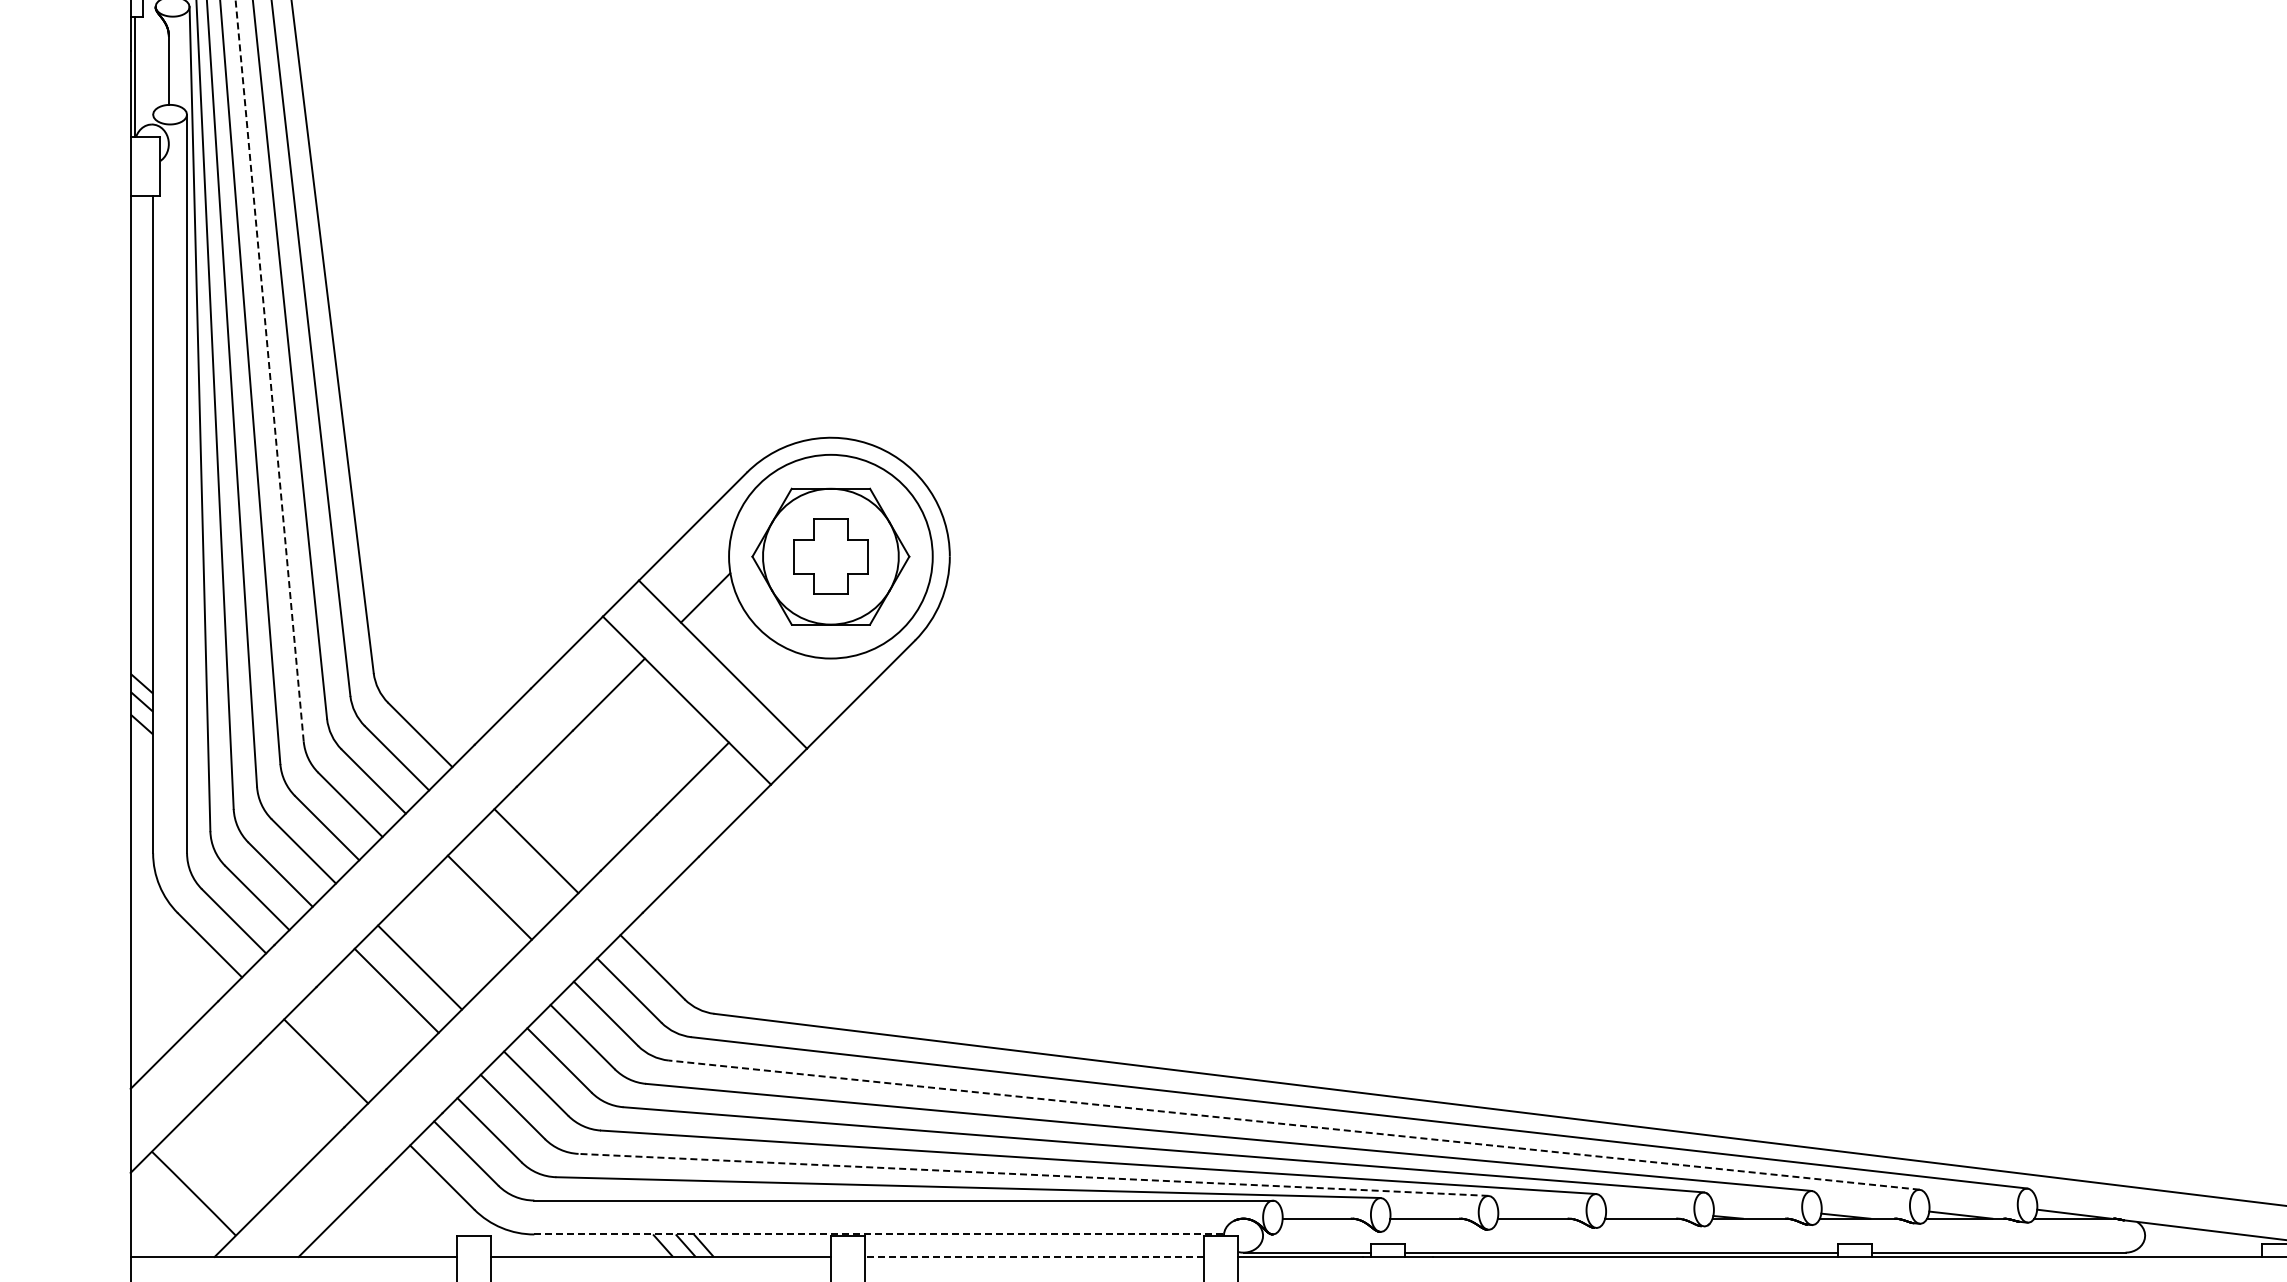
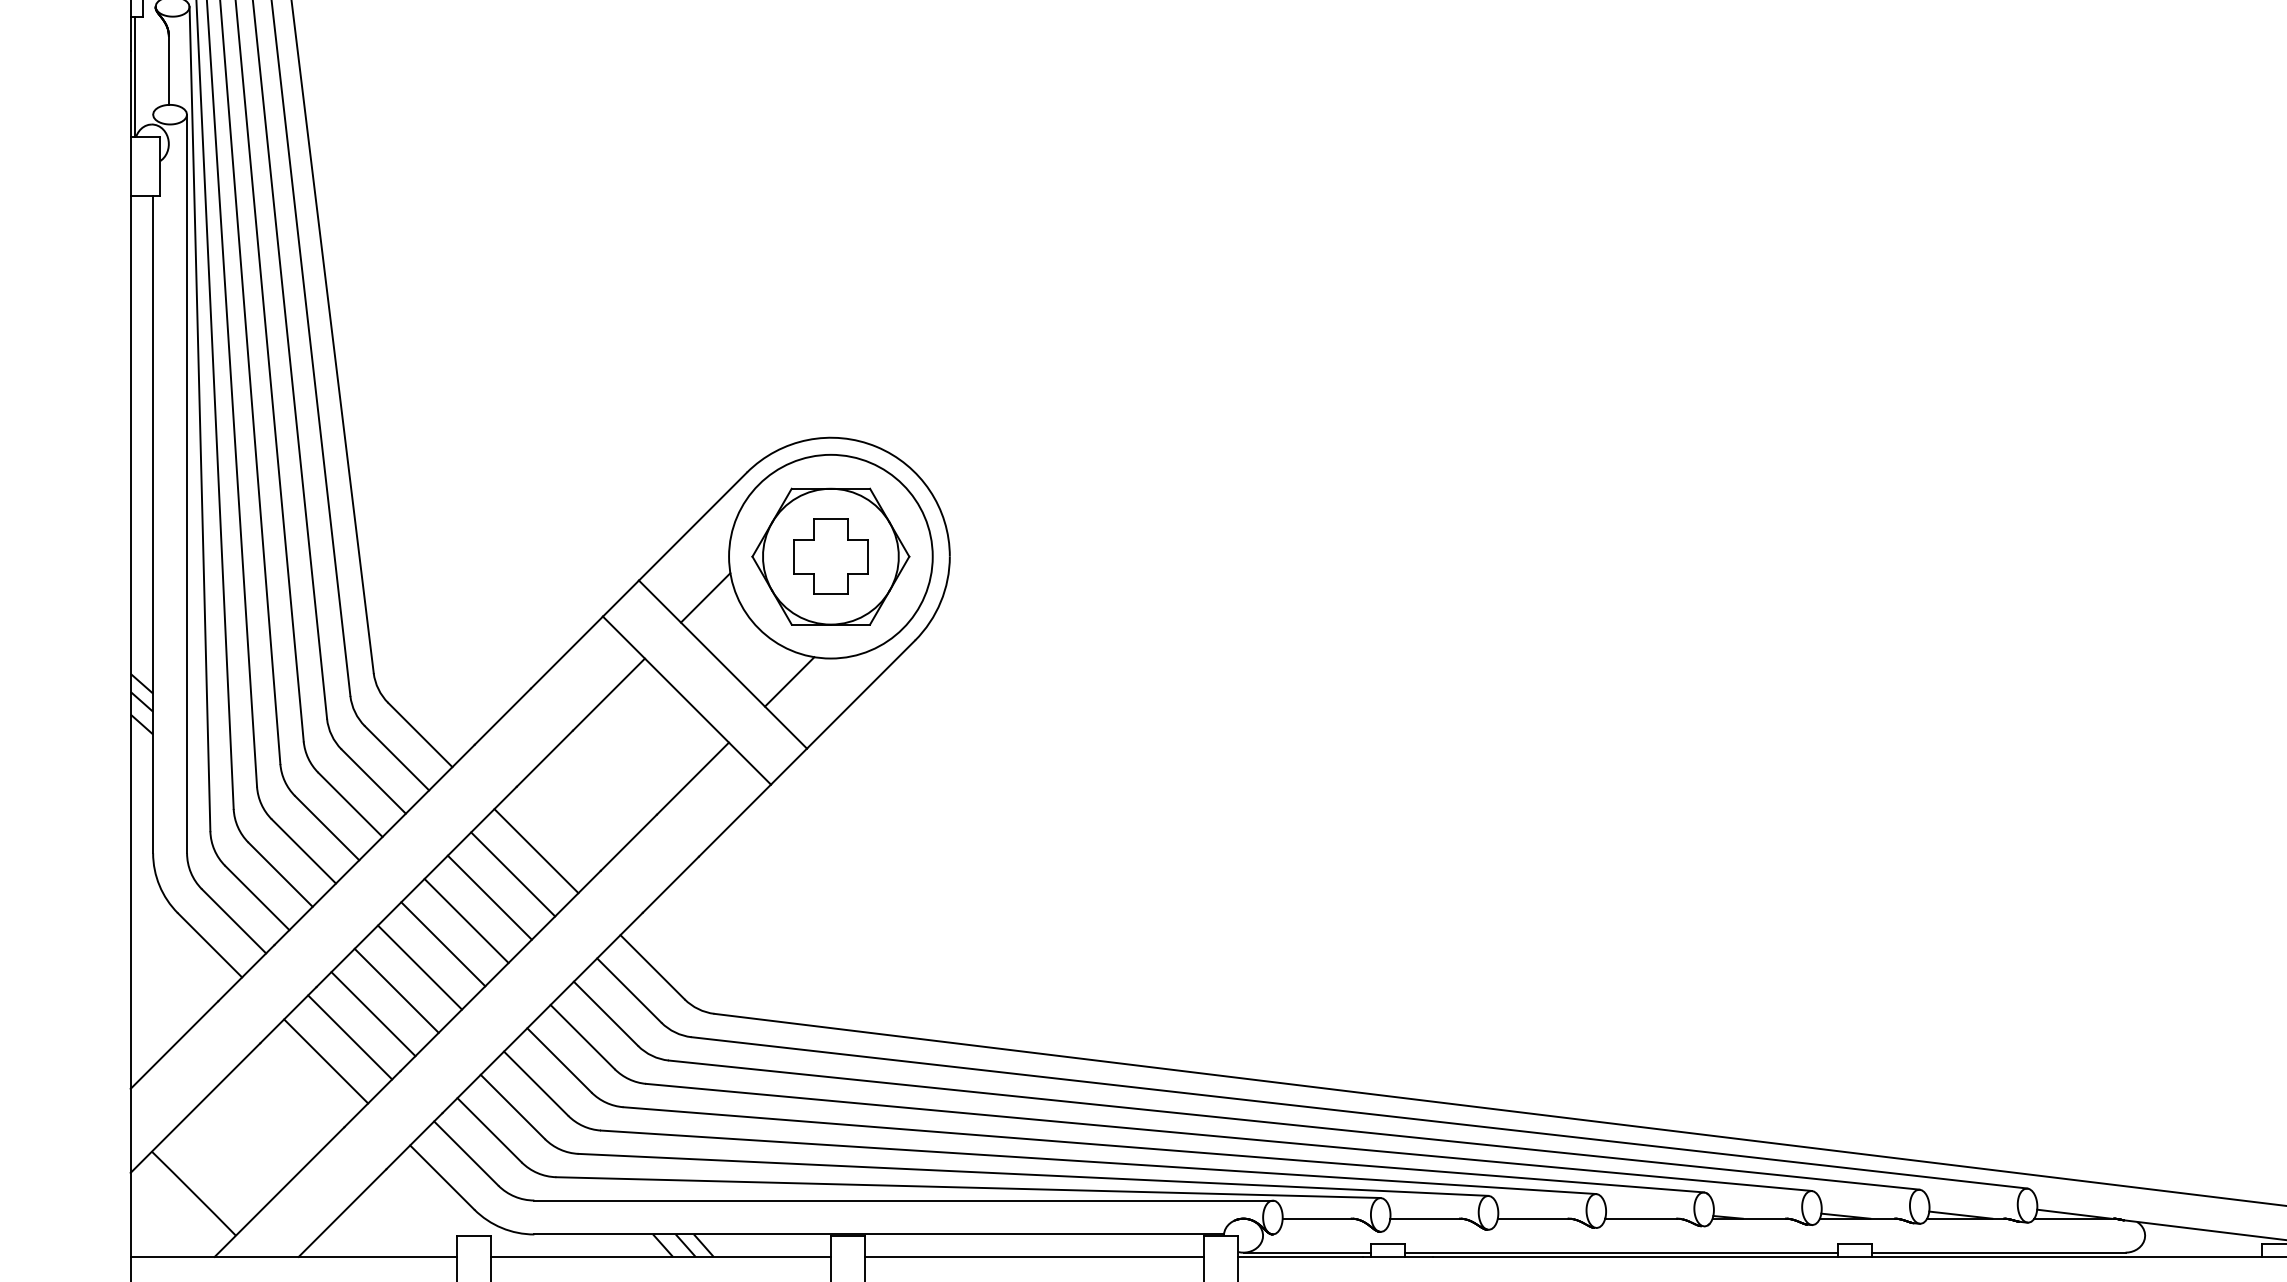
line: dashed -> solid (269, 371)
line: none -> present (789, 681)
line: none -> present (513, 874)
line: none -> present (466, 920)
line: none -> present (443, 944)
line: none -> present (373, 1014)
line: none -> present (350, 1037)
line: dashed -> solid (1294, 1125)
line: dashed -> solid (1033, 1174)
line: dashed -> solid (879, 1234)
line: dashed -> solid (1034, 1256)
